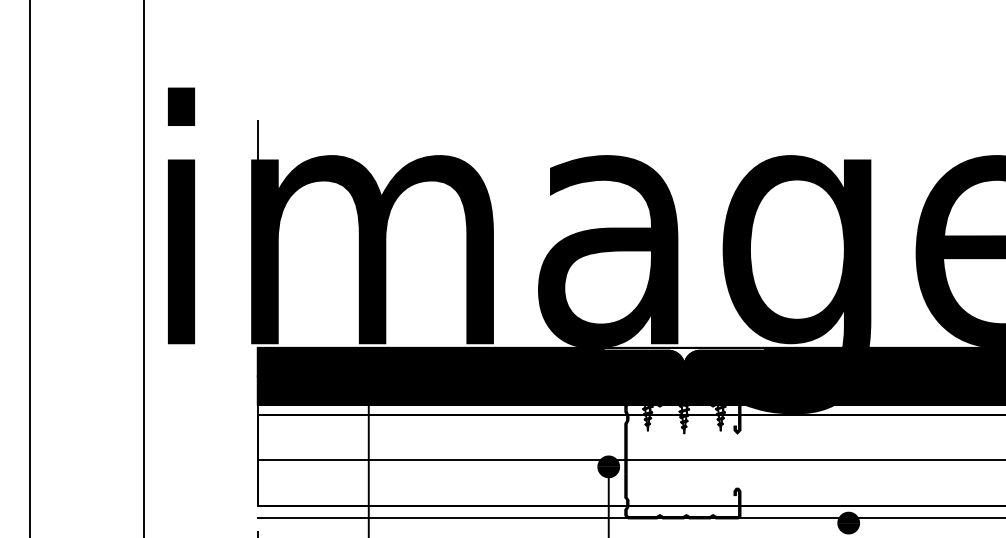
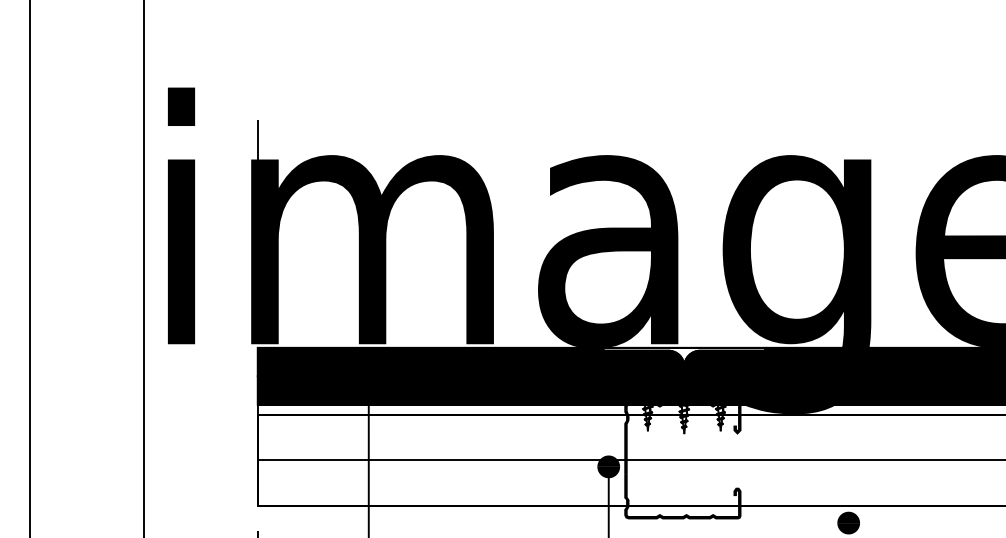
line: present -> none (629, 517)
